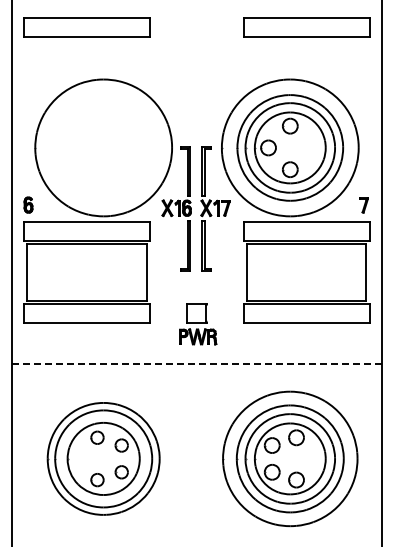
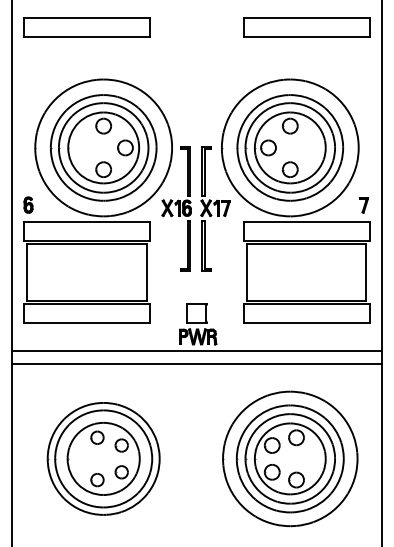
part: none -> present (103, 147)
line: none -> present (196, 350)
line: dashed -> solid (197, 364)
